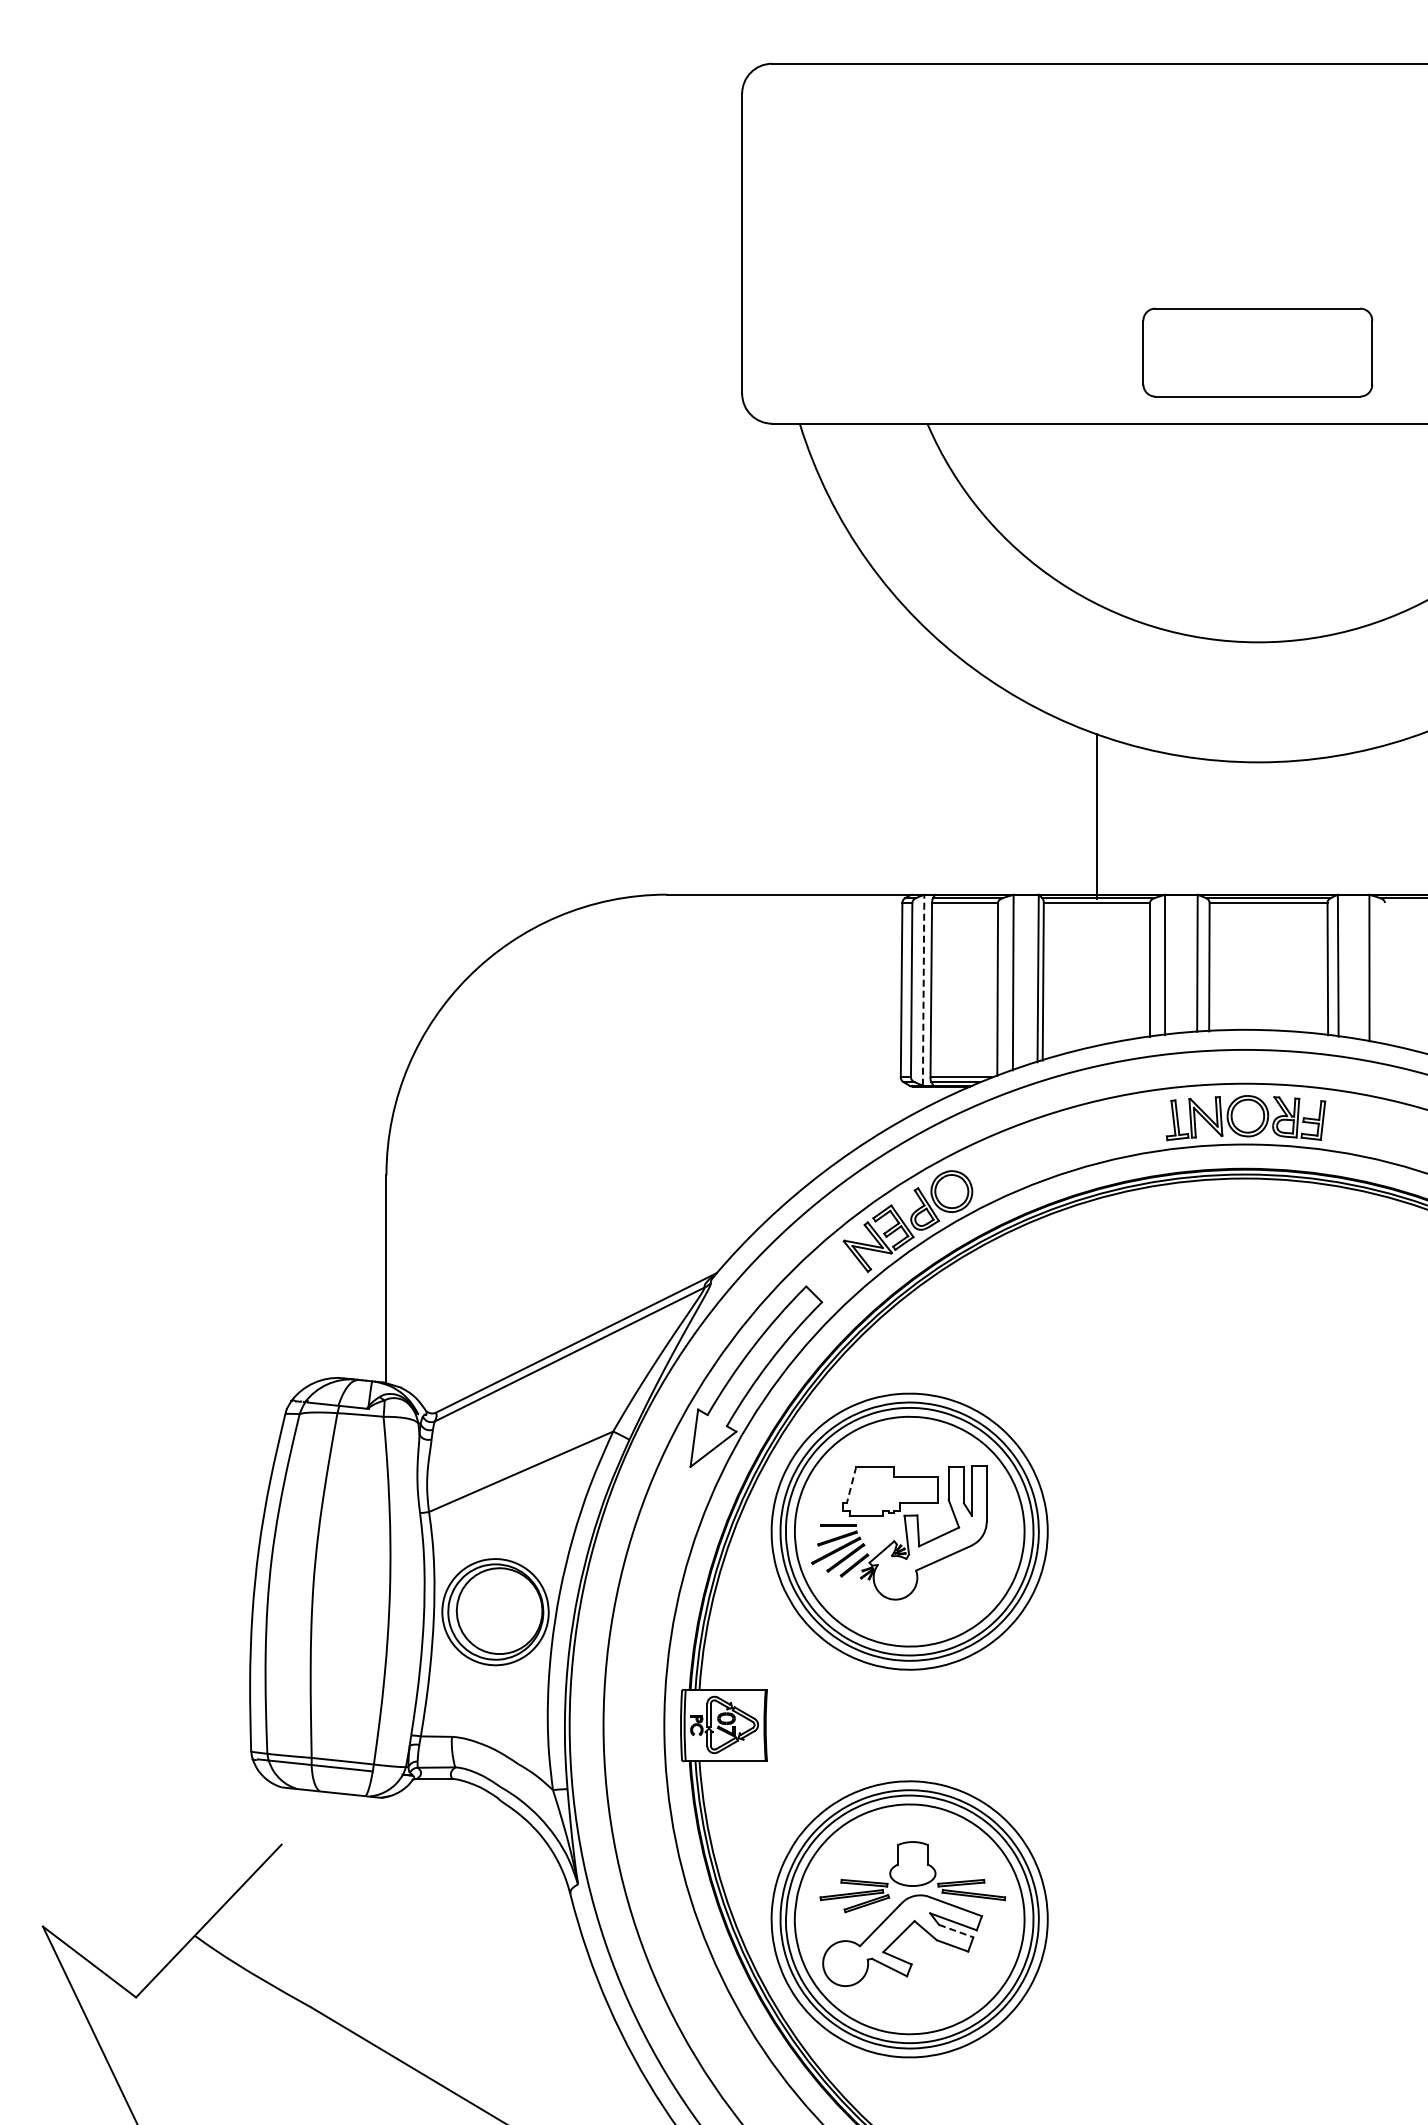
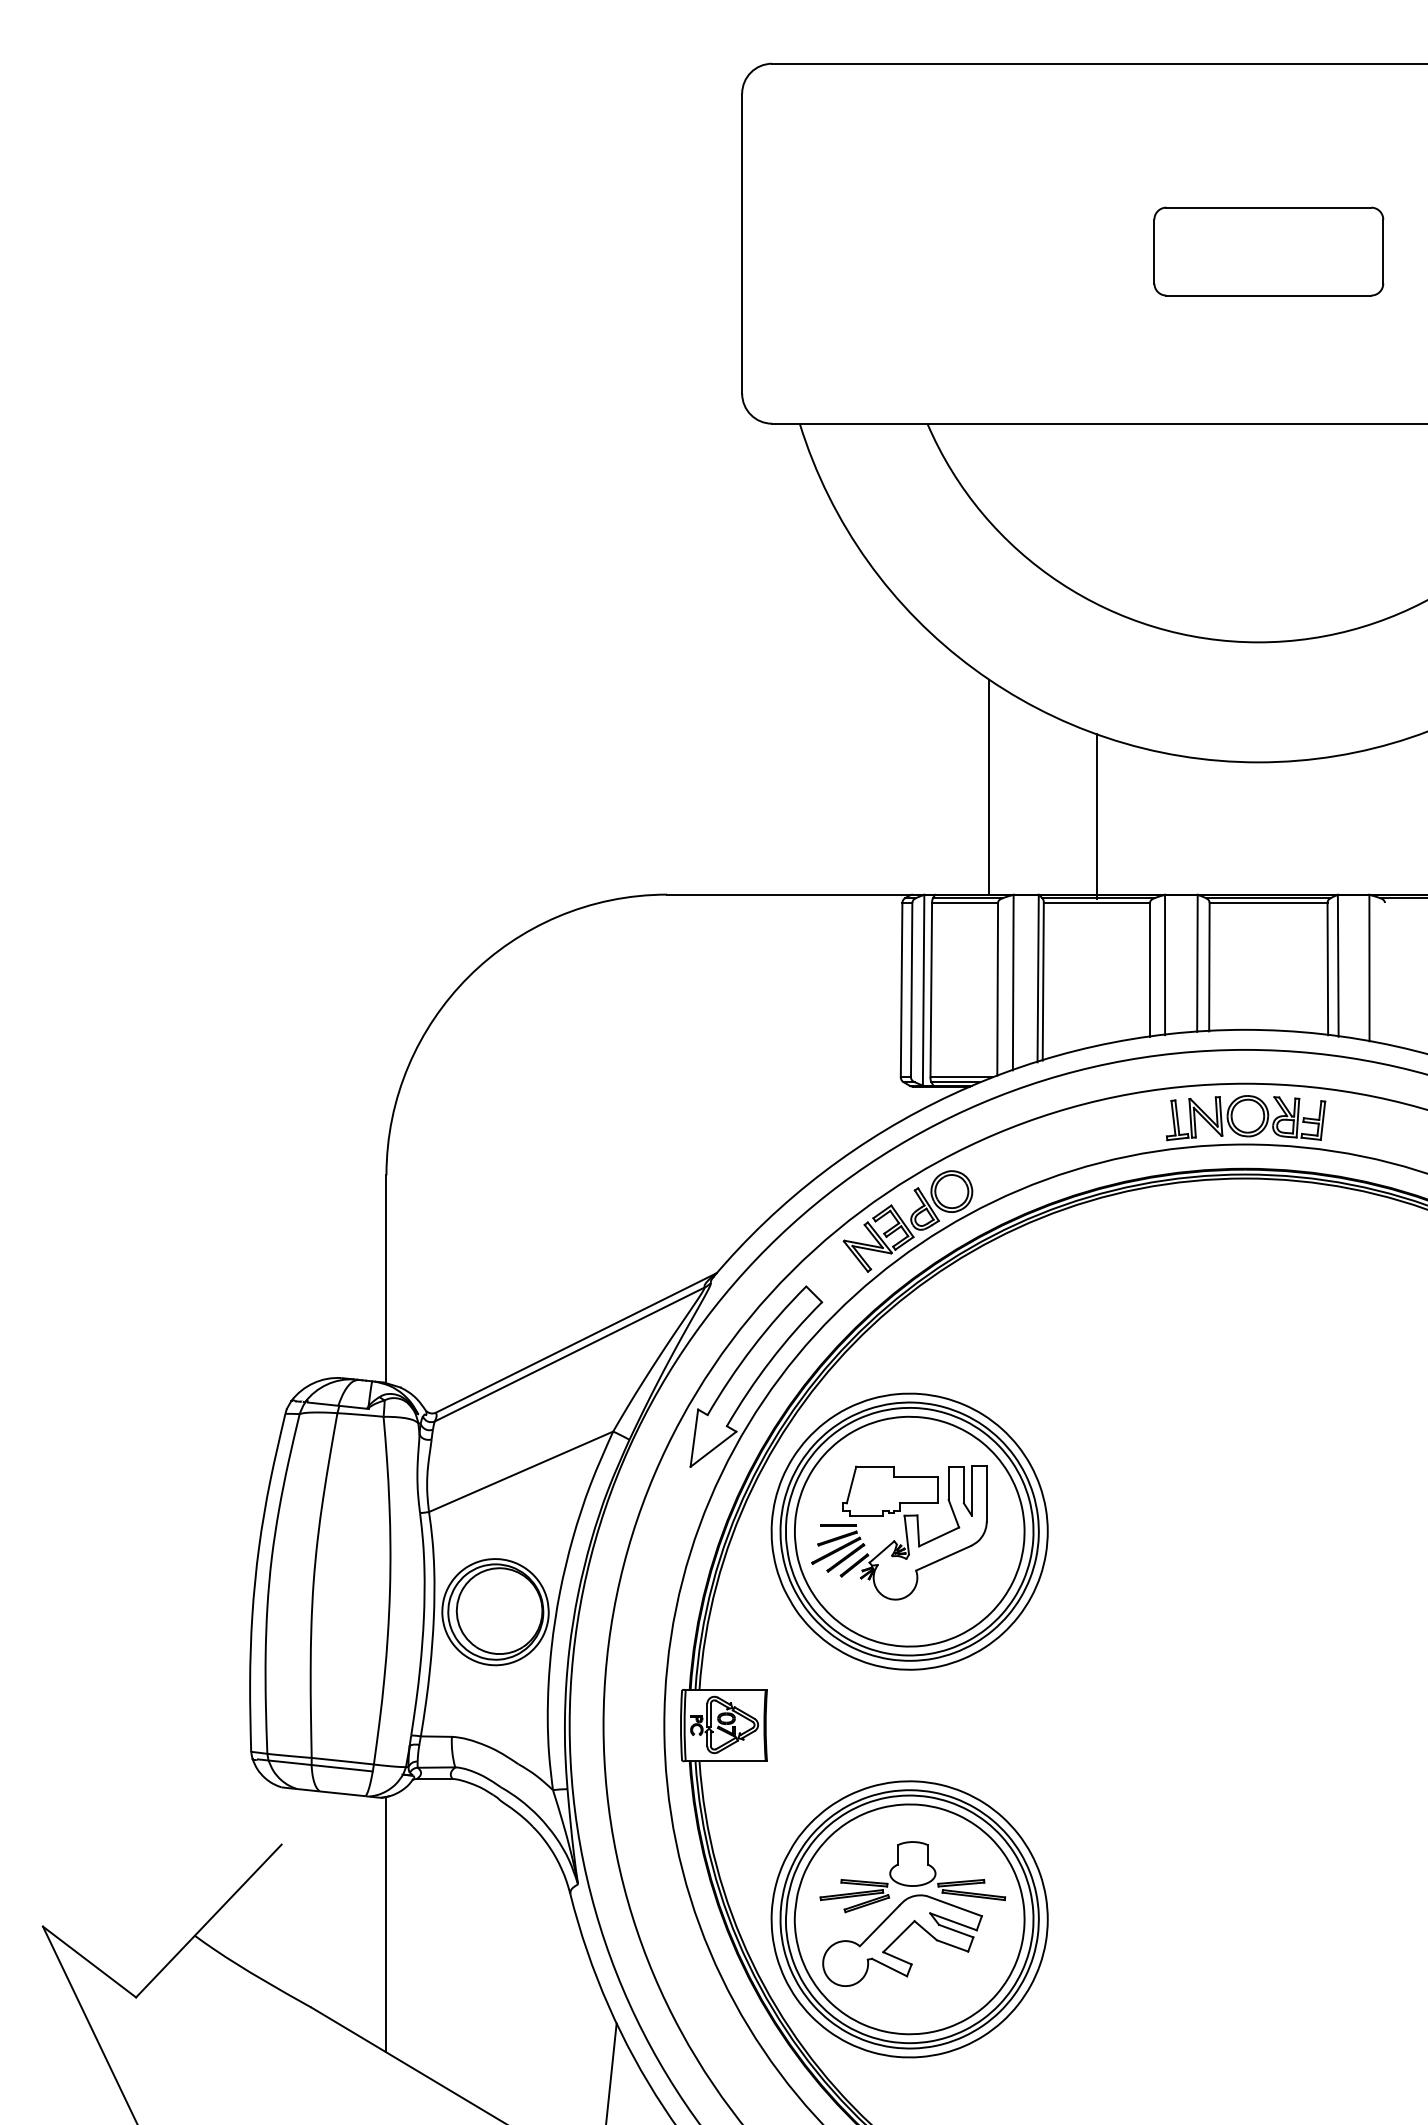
part position: (1257, 352) -> (1268, 251) (1268, 251)
line: none -> present (989, 786)
line: dashed -> solid (923, 989)
line: dashed -> solid (851, 1485)
line: none -> present (386, 1924)
line: dashed -> solid (956, 1931)
line: none -> present (611, 2072)
